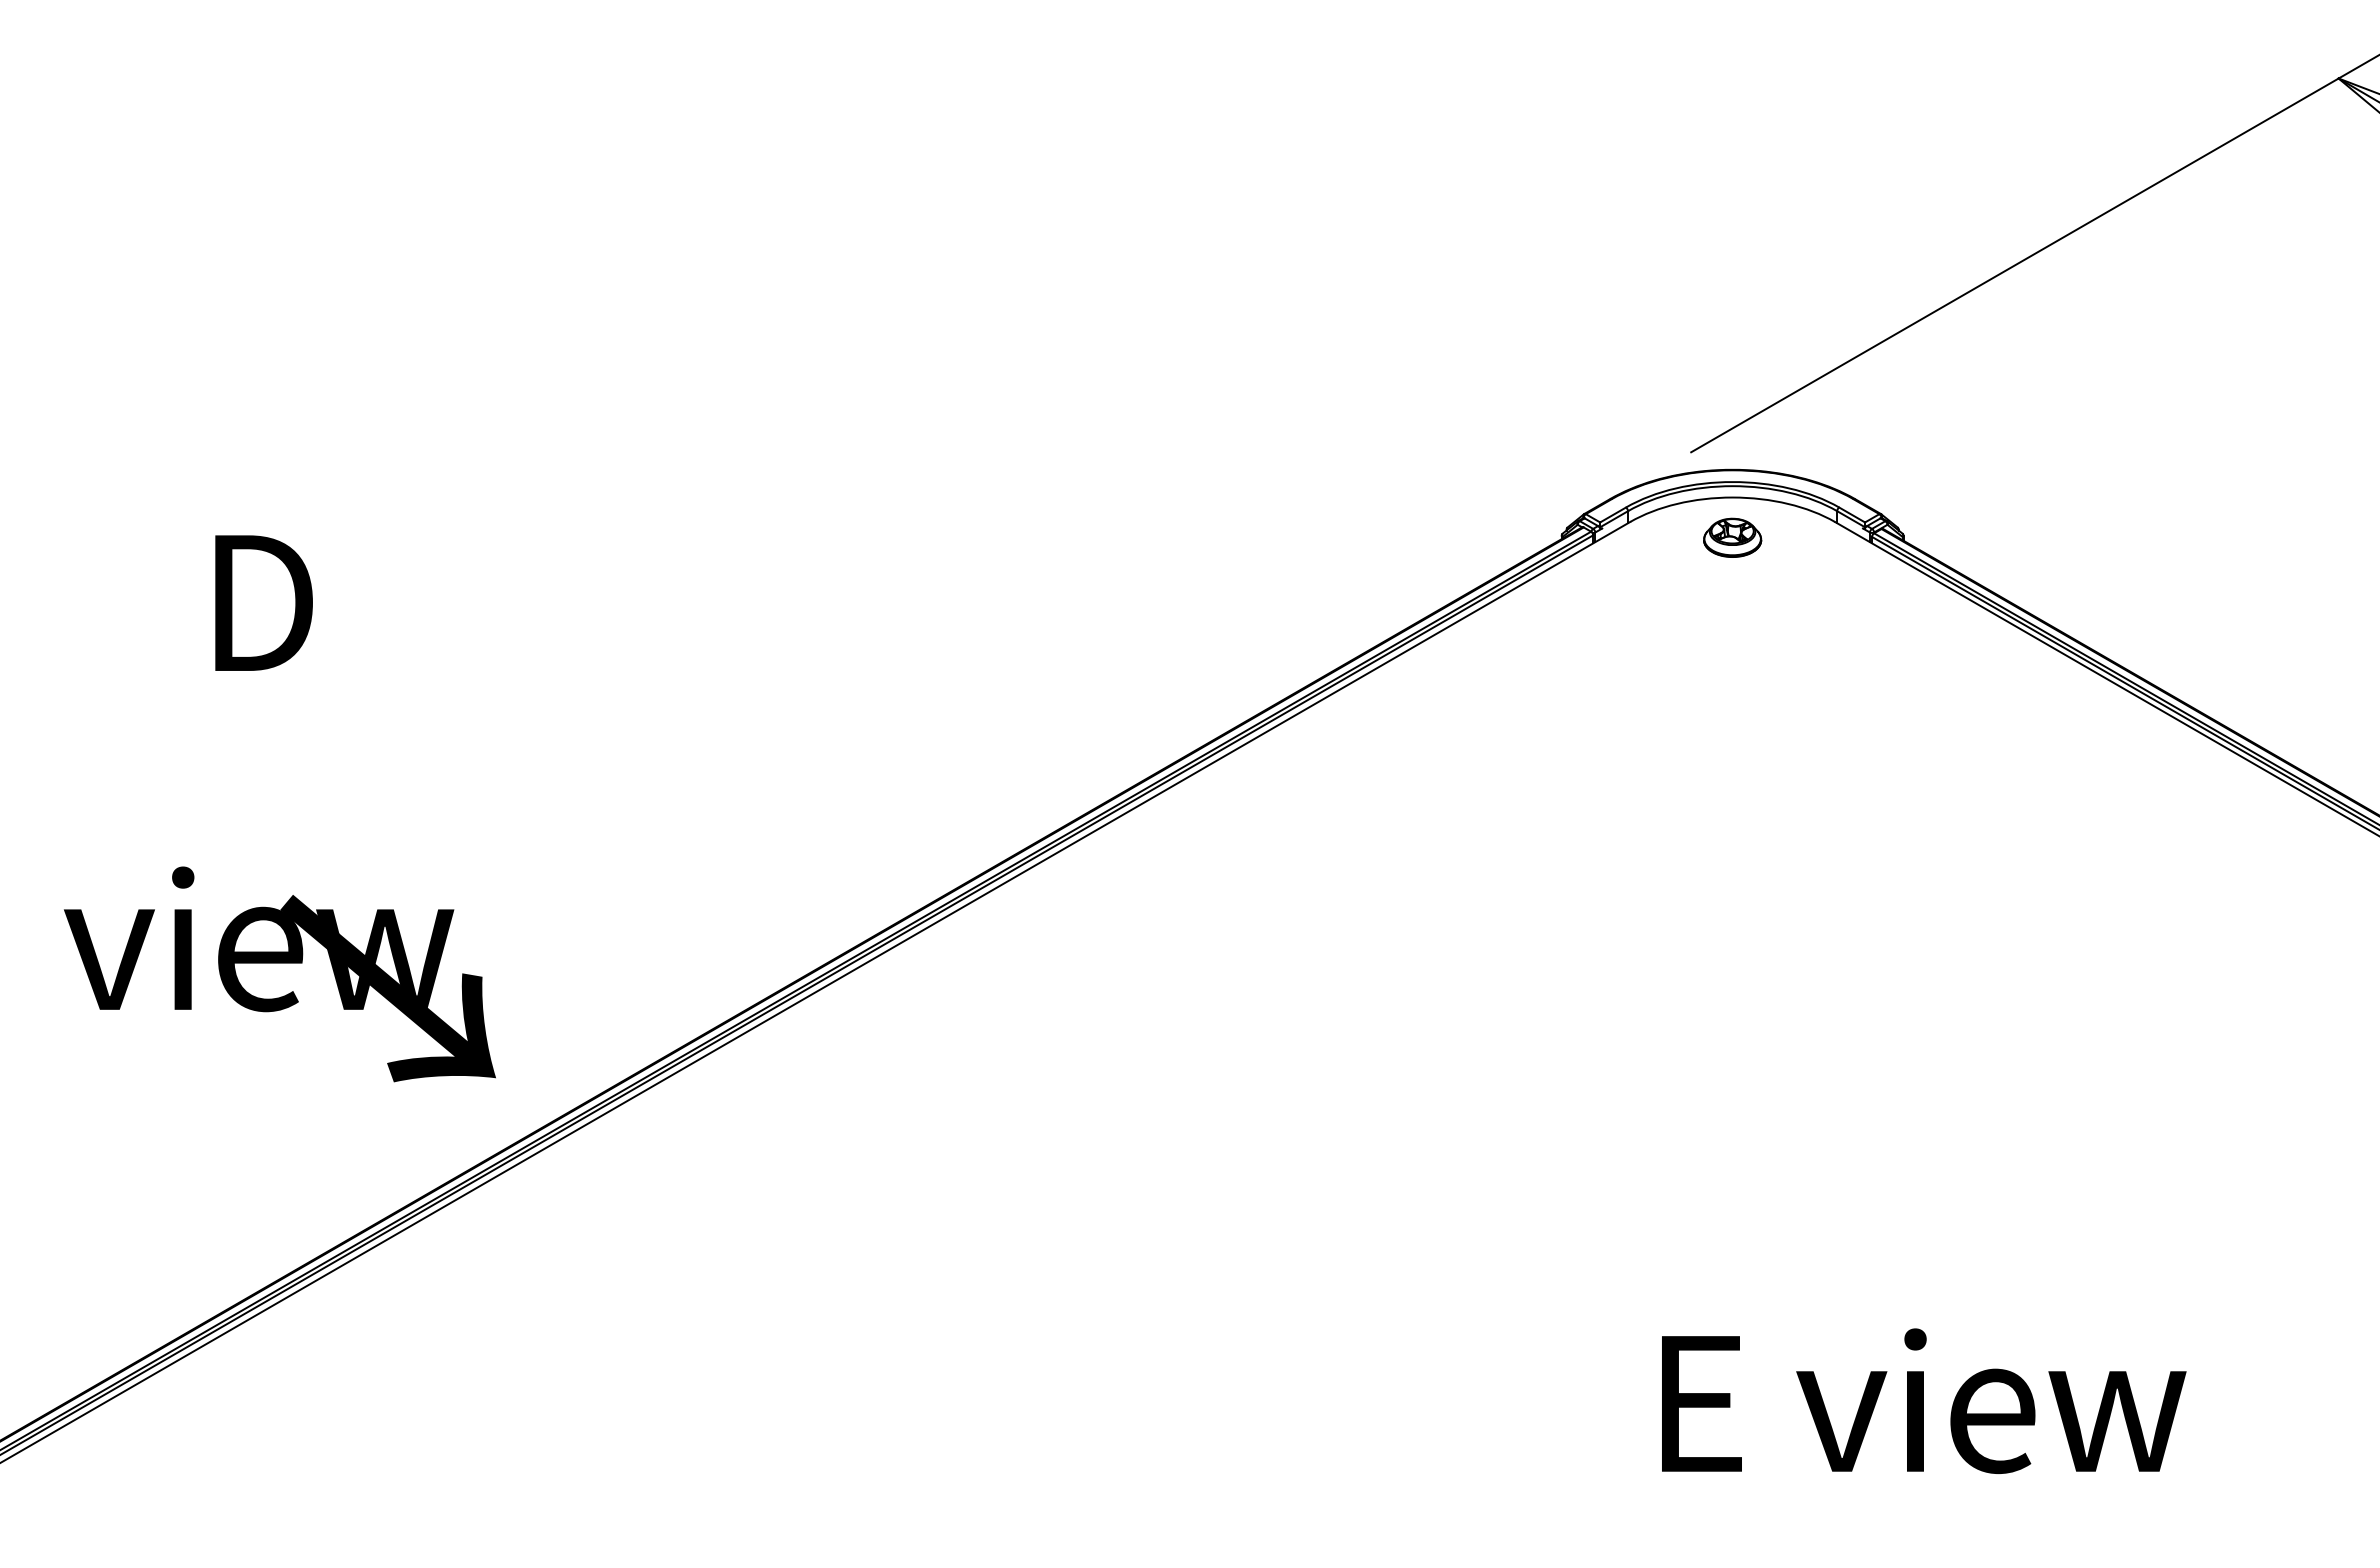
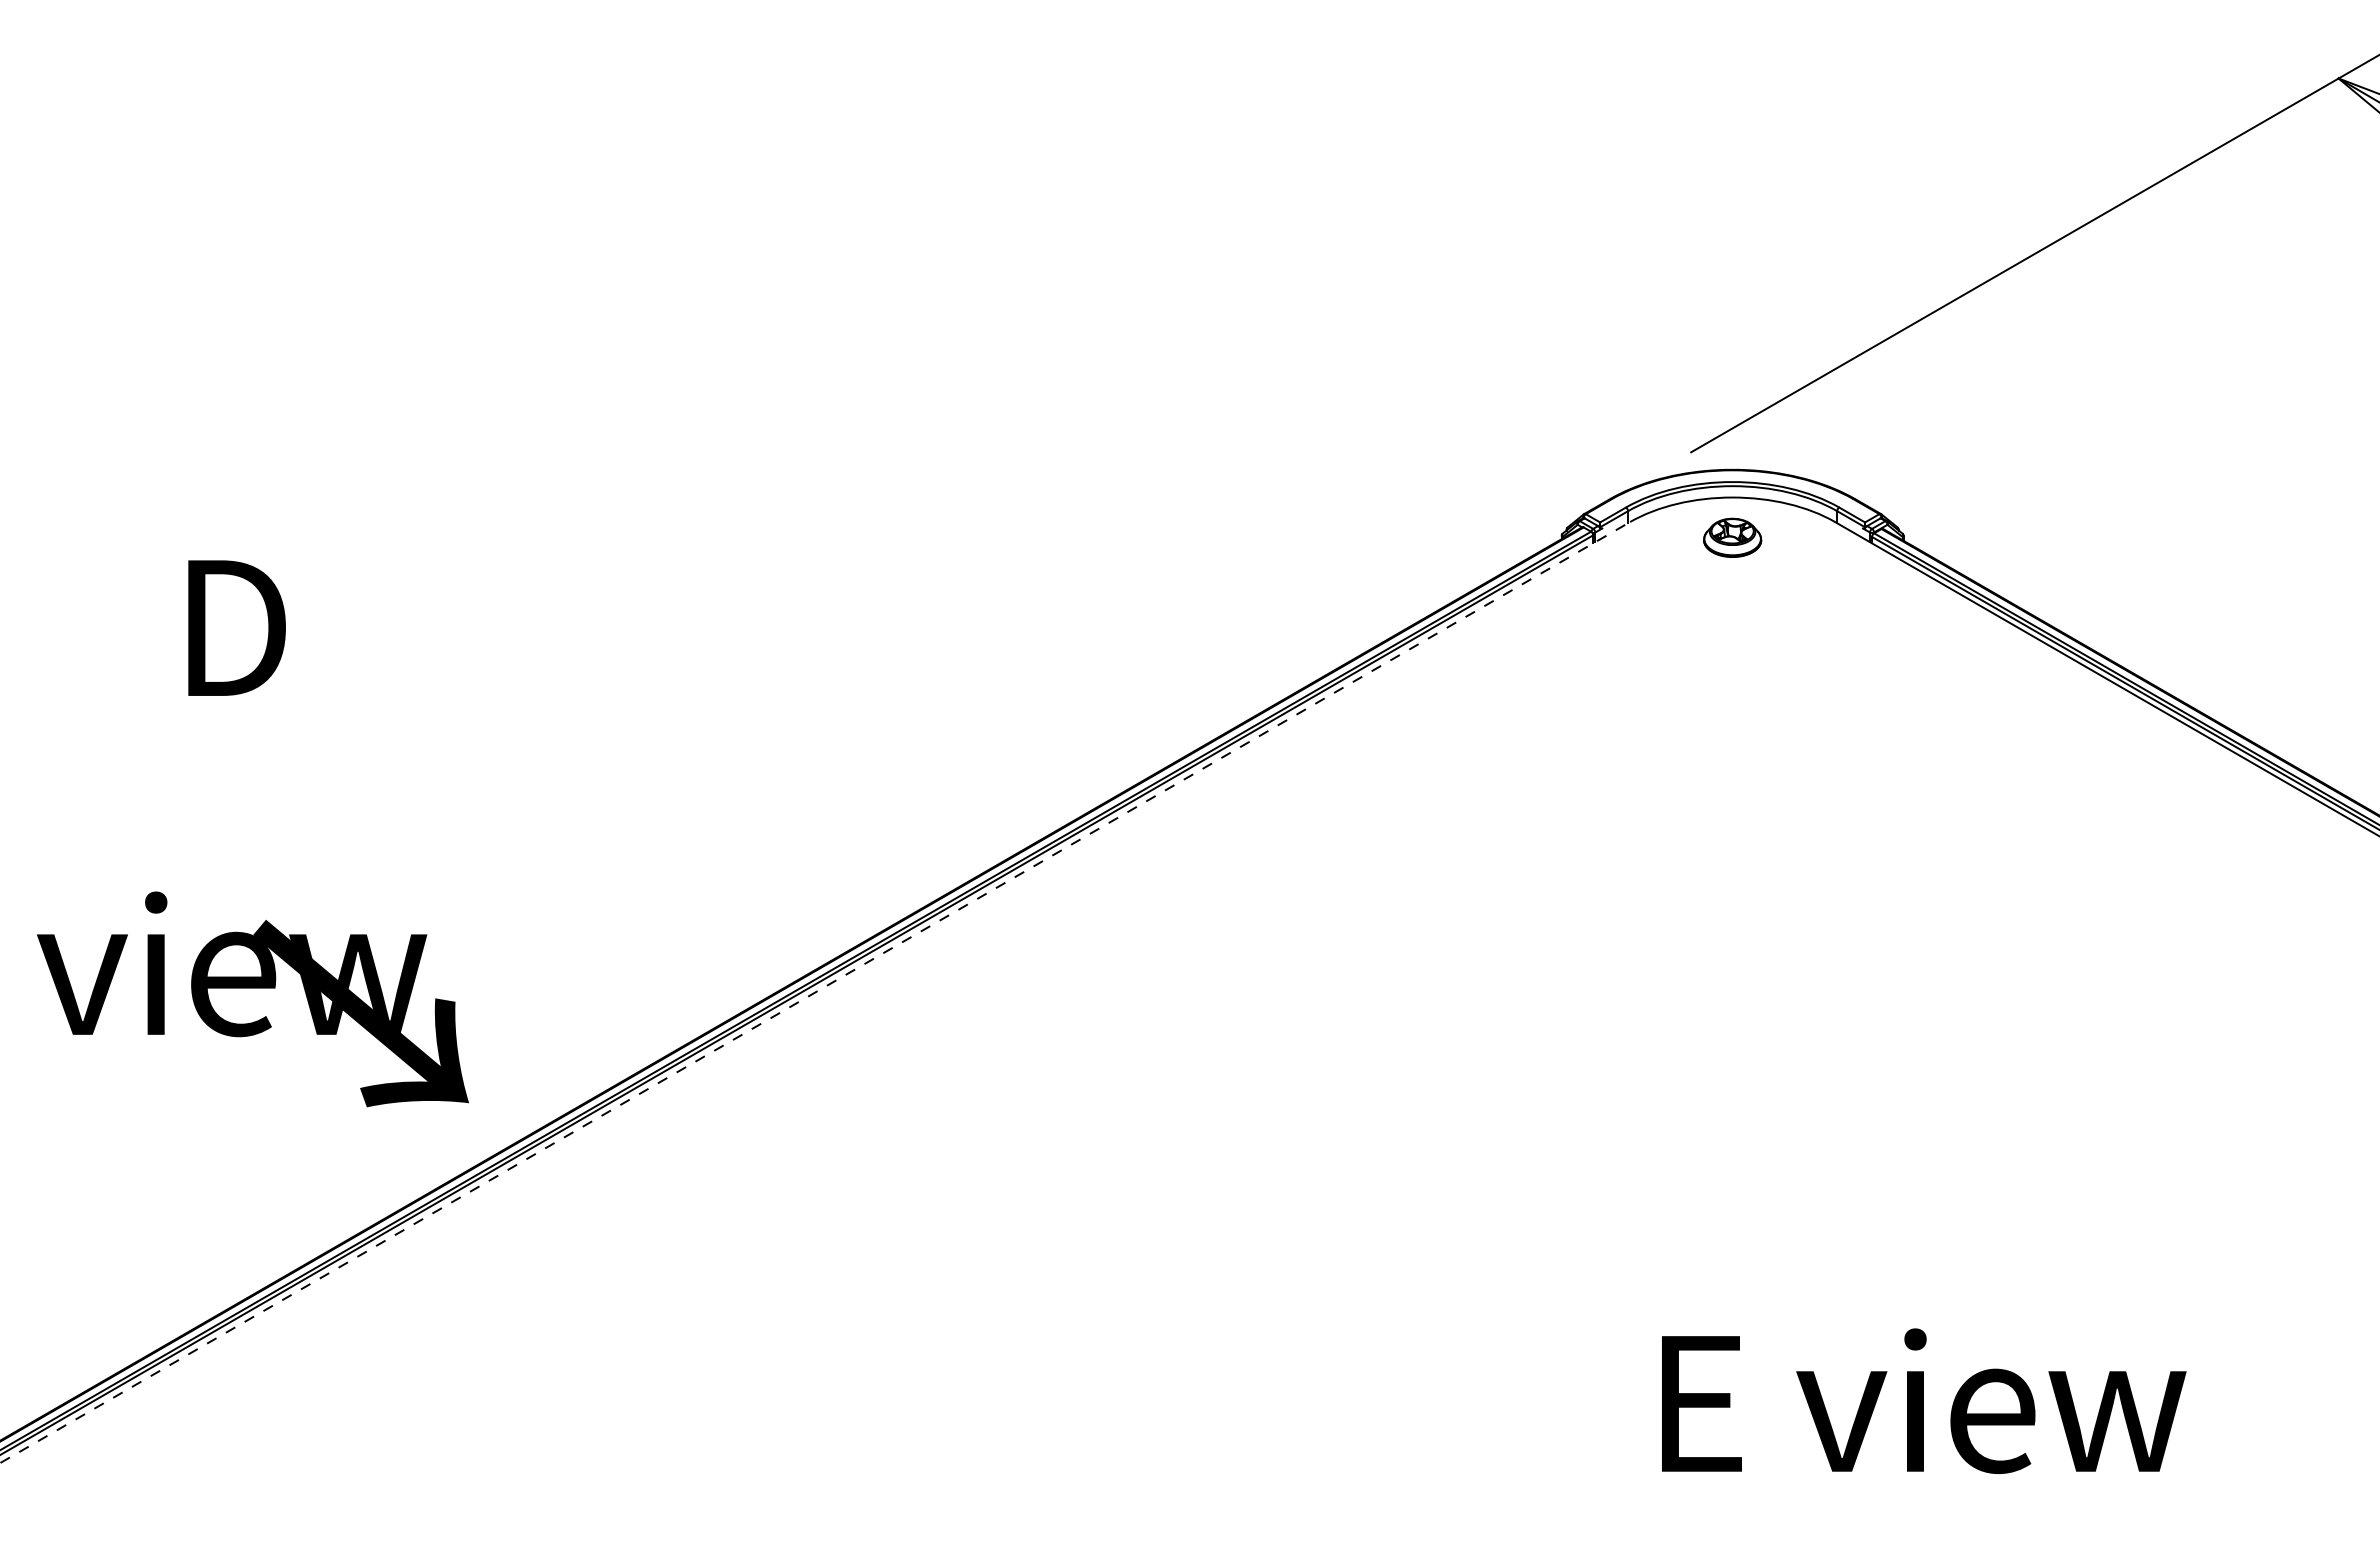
text position: (279, 808) -> (252, 833) (252, 833)
line: solid -> dashed (815, 992)
